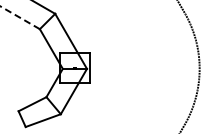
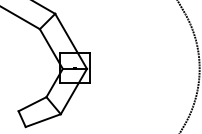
line: dashed -> solid (20, 17)
